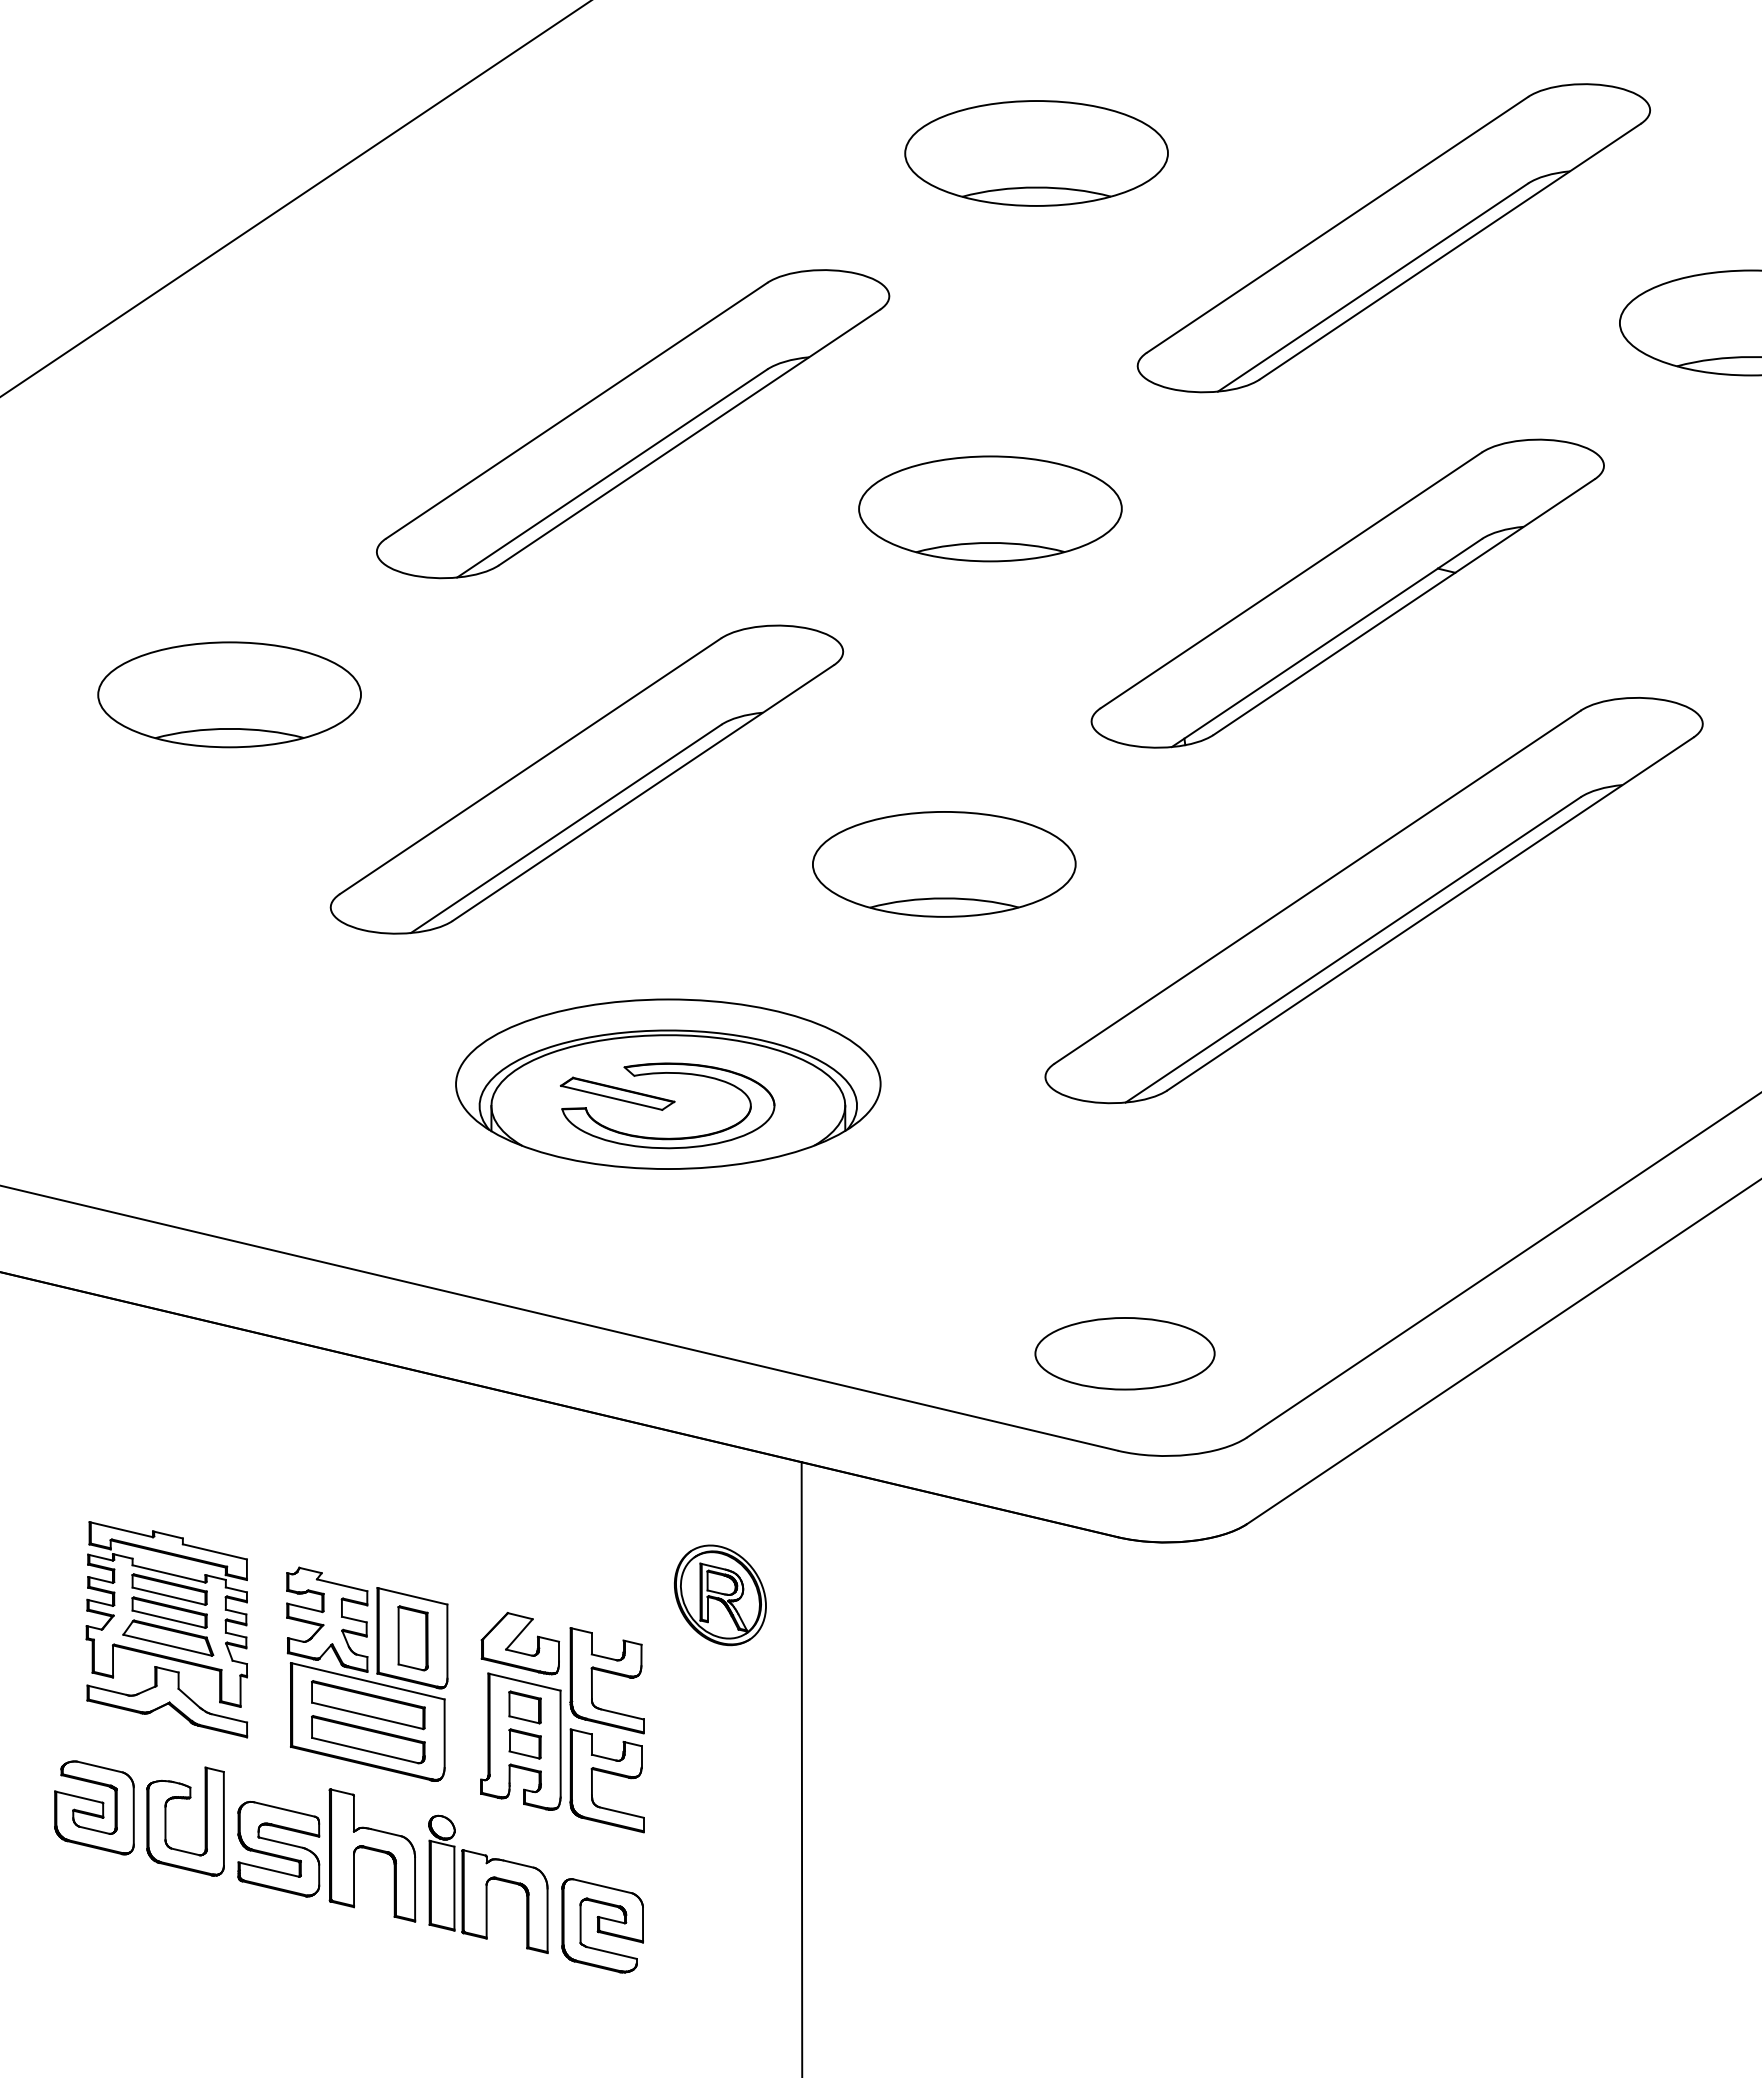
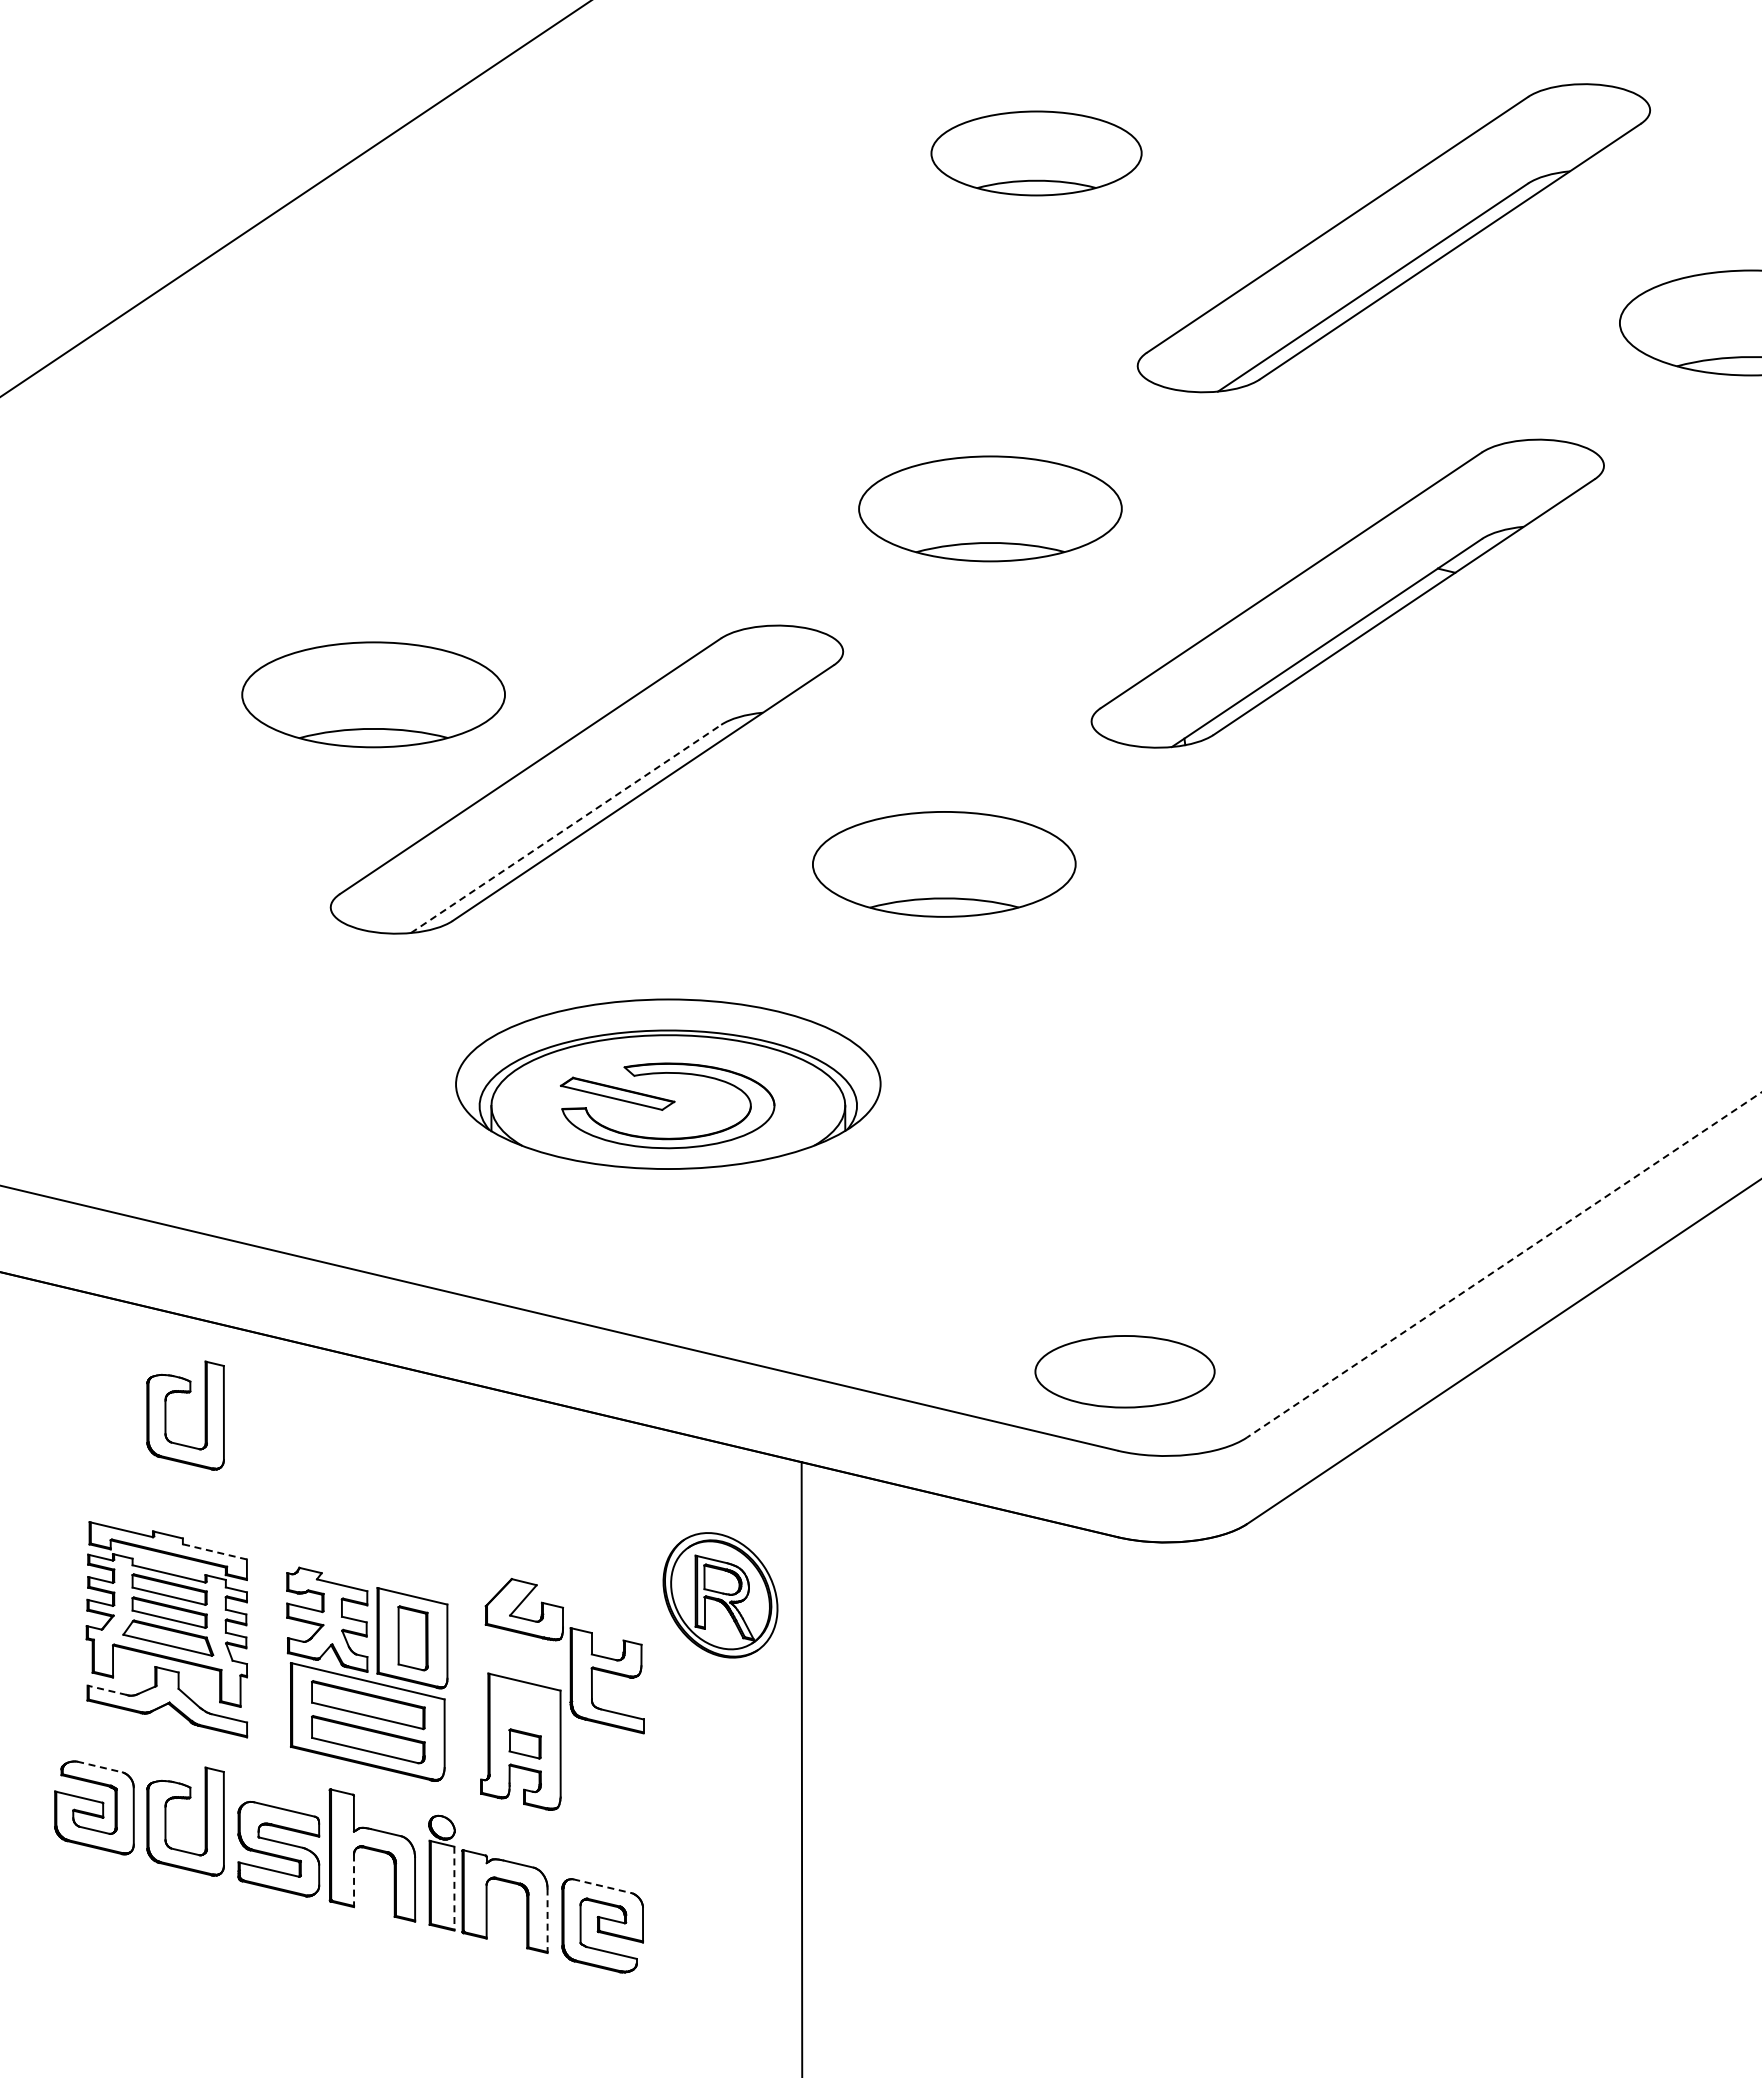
part size: 265x107 px -> 213x87 px (1036, 153)
part: present -> none (633, 424)
part position: (229, 694) -> (373, 694) (373, 694)
line: solid -> dashed (566, 828)
part: present -> none (1373, 900)
line: solid -> dashed (1504, 1264)
part position: (1124, 1353) -> (1124, 1371) (1124, 1371)
part: none -> present (166, 1415)
line: solid -> dashed (214, 1551)
part size: 94x103 px -> 117x127 px (720, 1595)
part position: (519, 1643) -> (523, 1609) (523, 1609)
line: solid -> dashed (106, 1690)
part: present -> none (524, 1707)
line: solid -> dashed (100, 1767)
part: present -> none (606, 1773)
line: solid -> dashed (354, 1881)
line: solid -> dashed (603, 1886)
line: solid -> dashed (454, 1888)
line: solid -> dashed (547, 1921)
